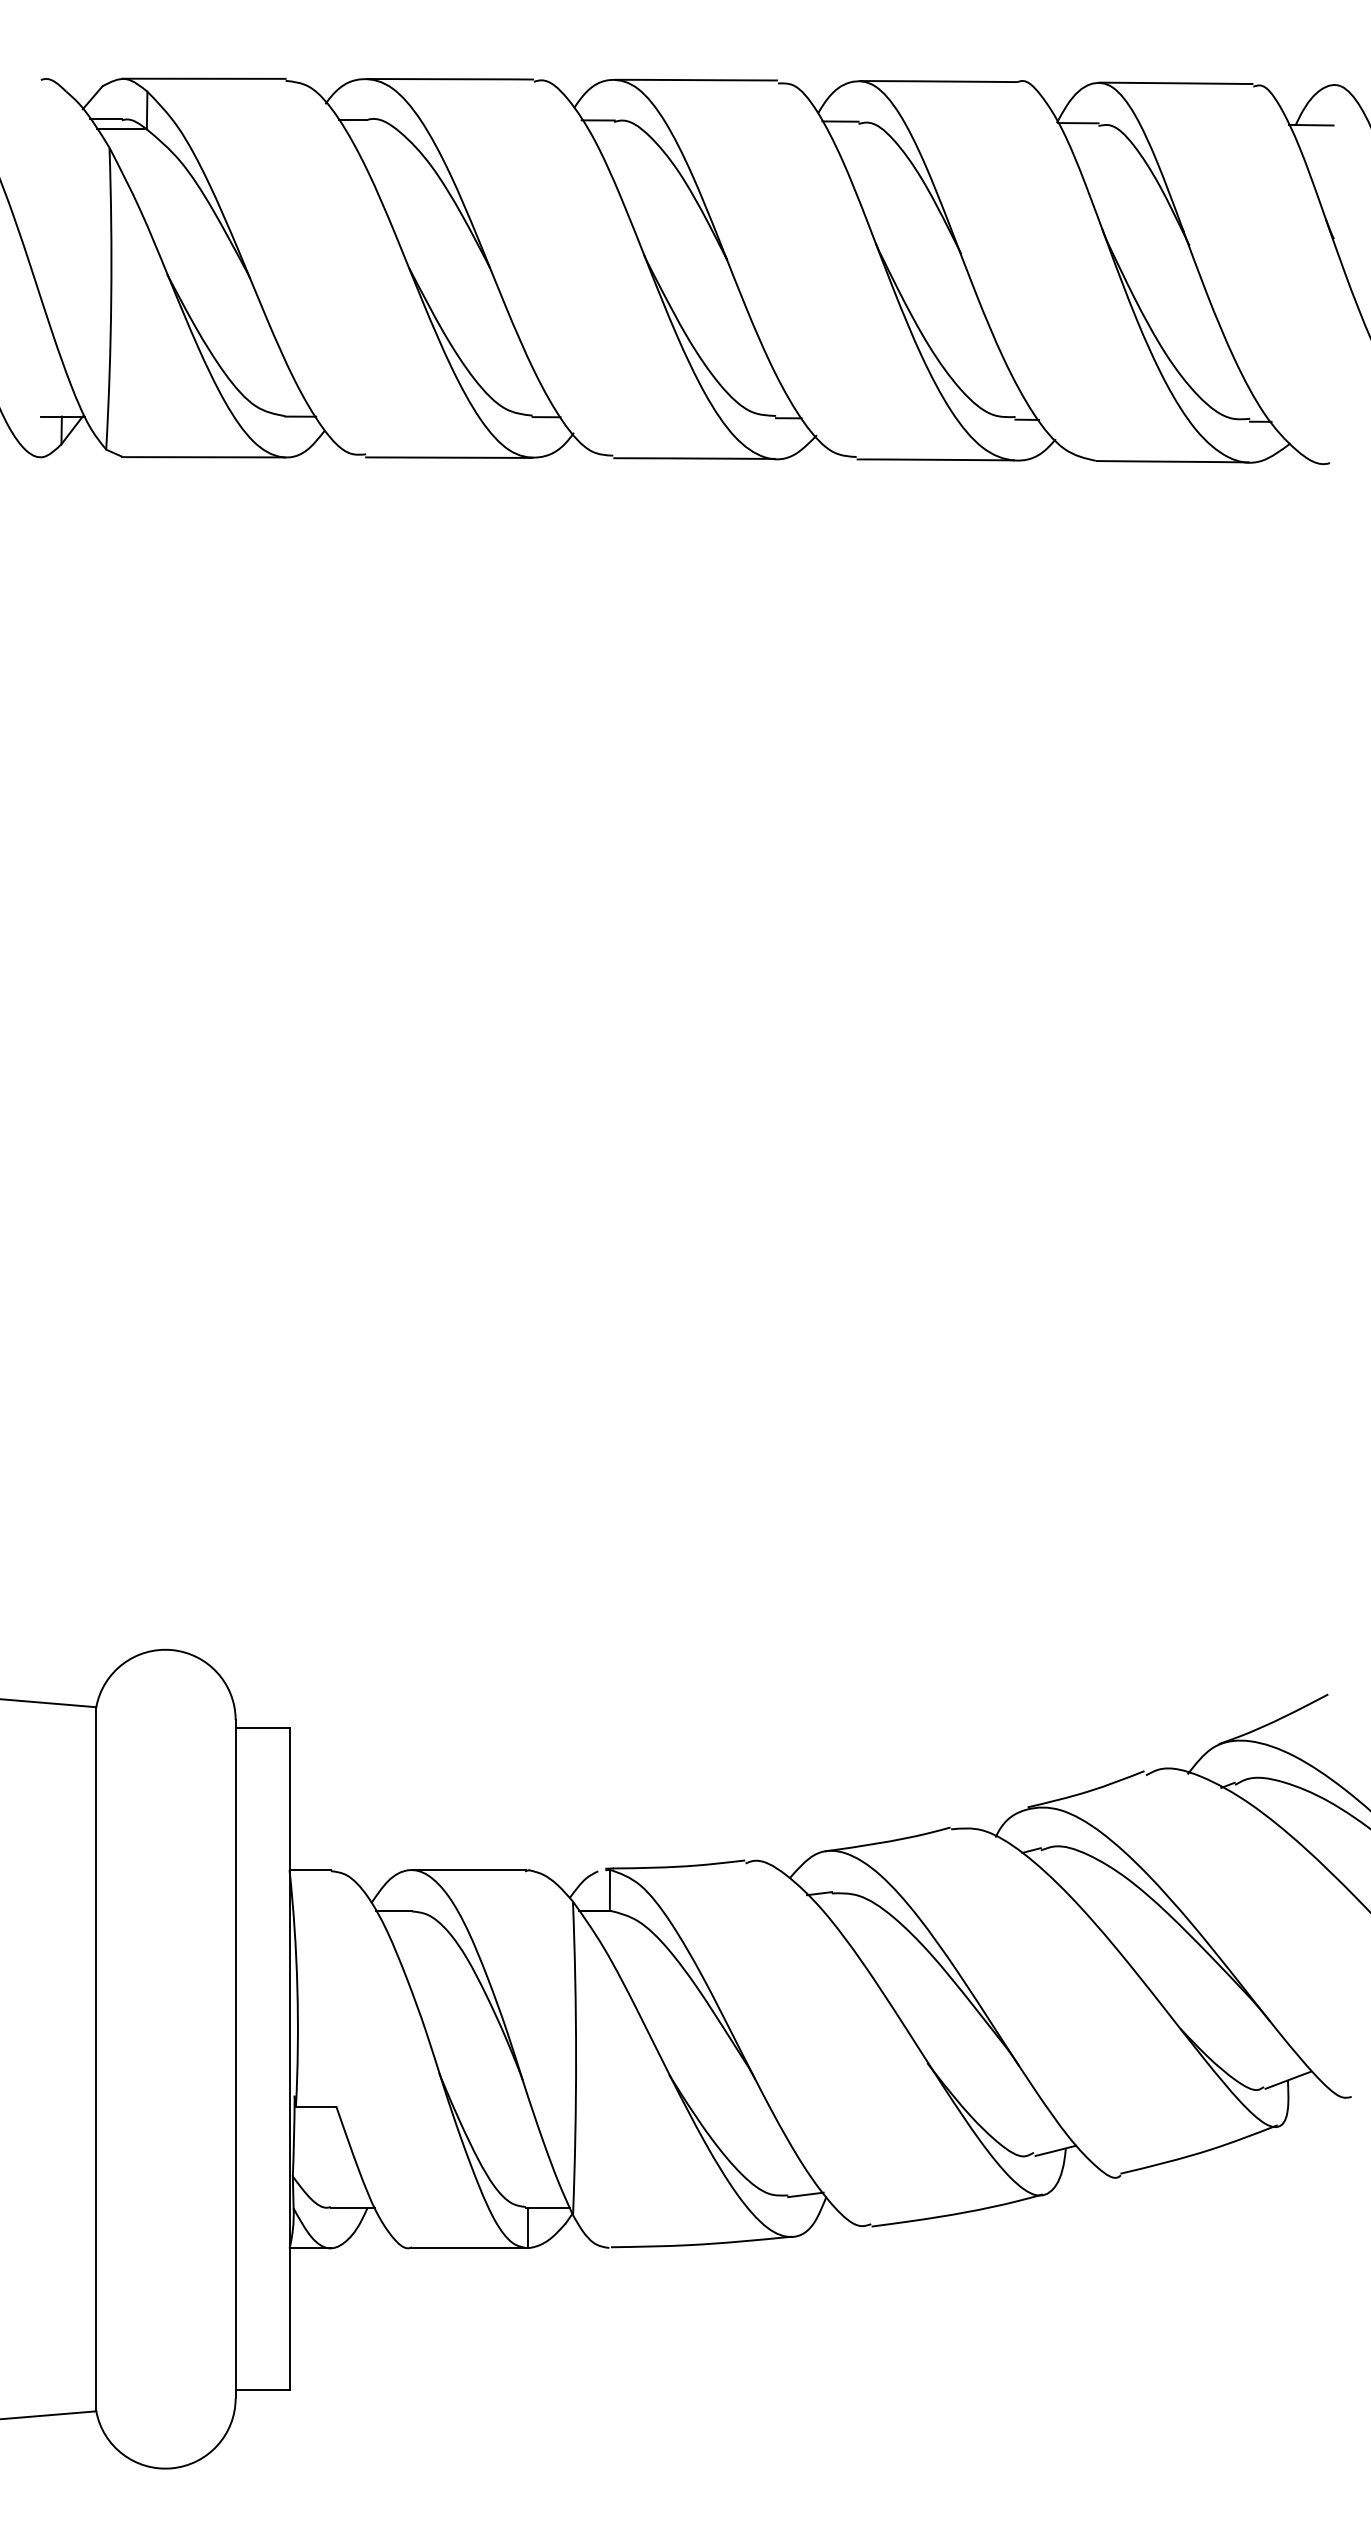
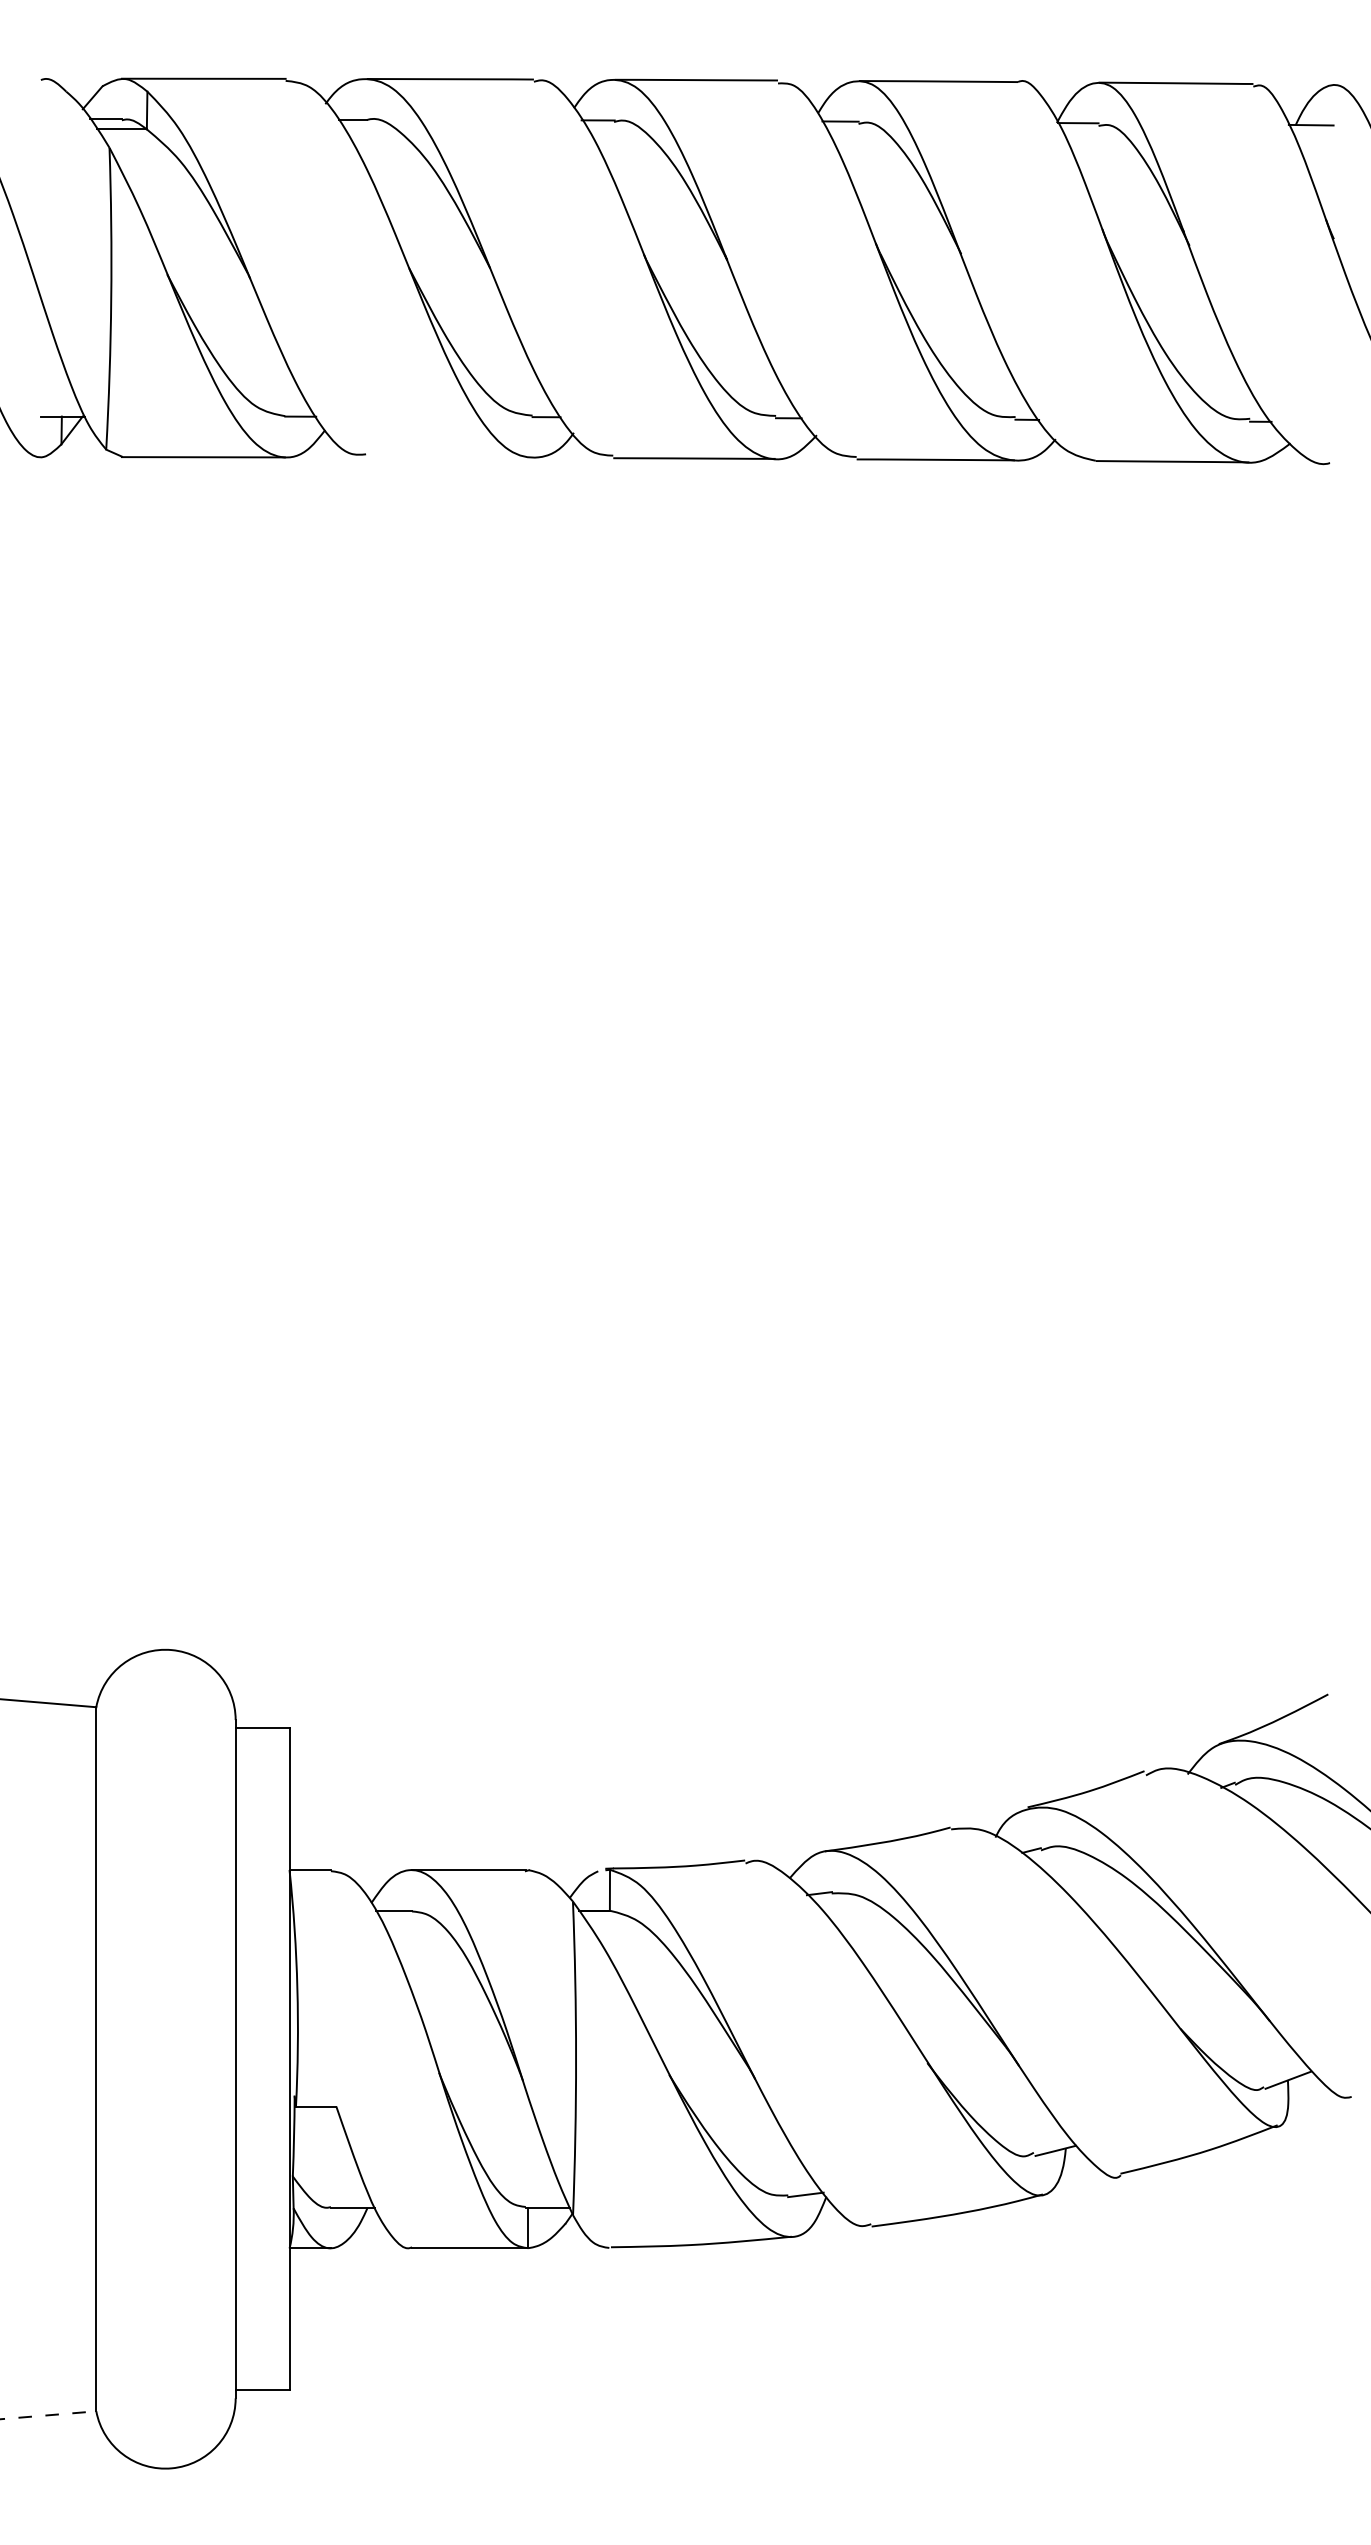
line: present -> none (449, 457)
line: solid -> dashed (48, 2415)
